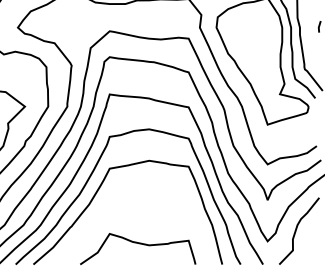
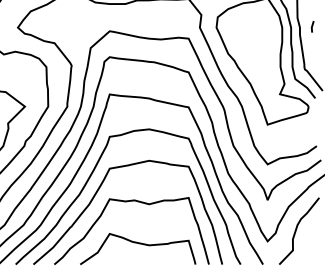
line position: (319, 26) -> (312, 26) (312, 26)
curve: none -> present (127, 202)
